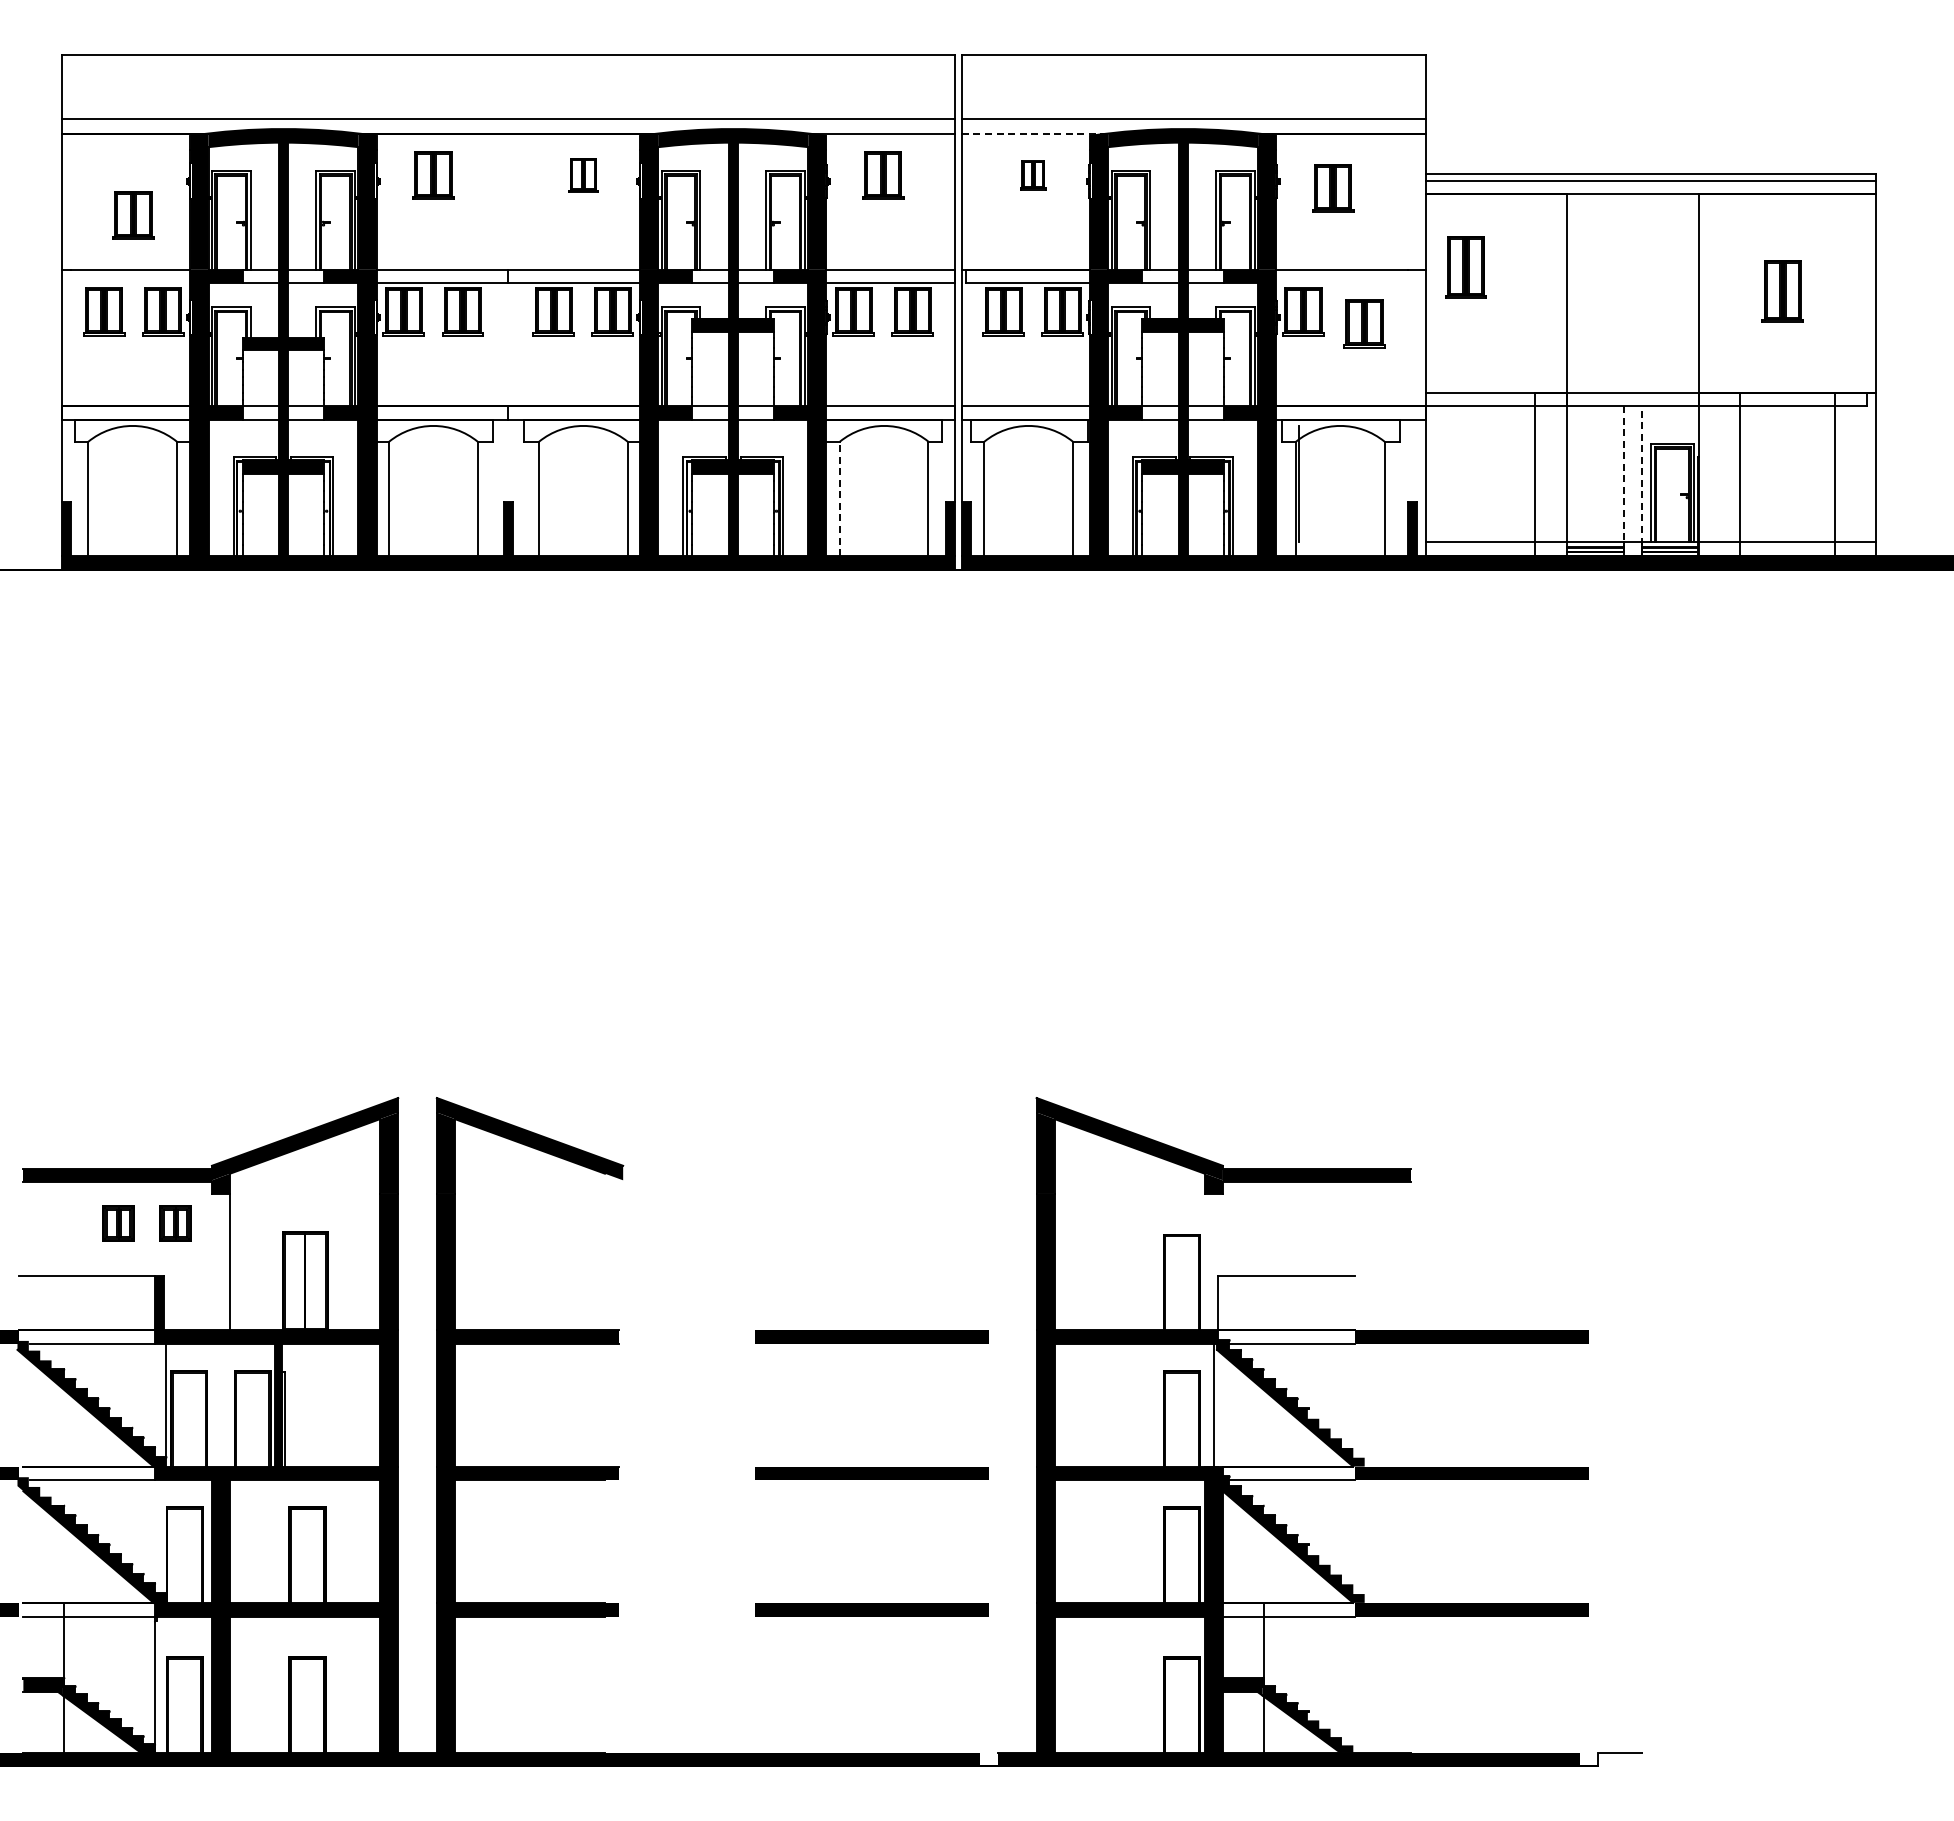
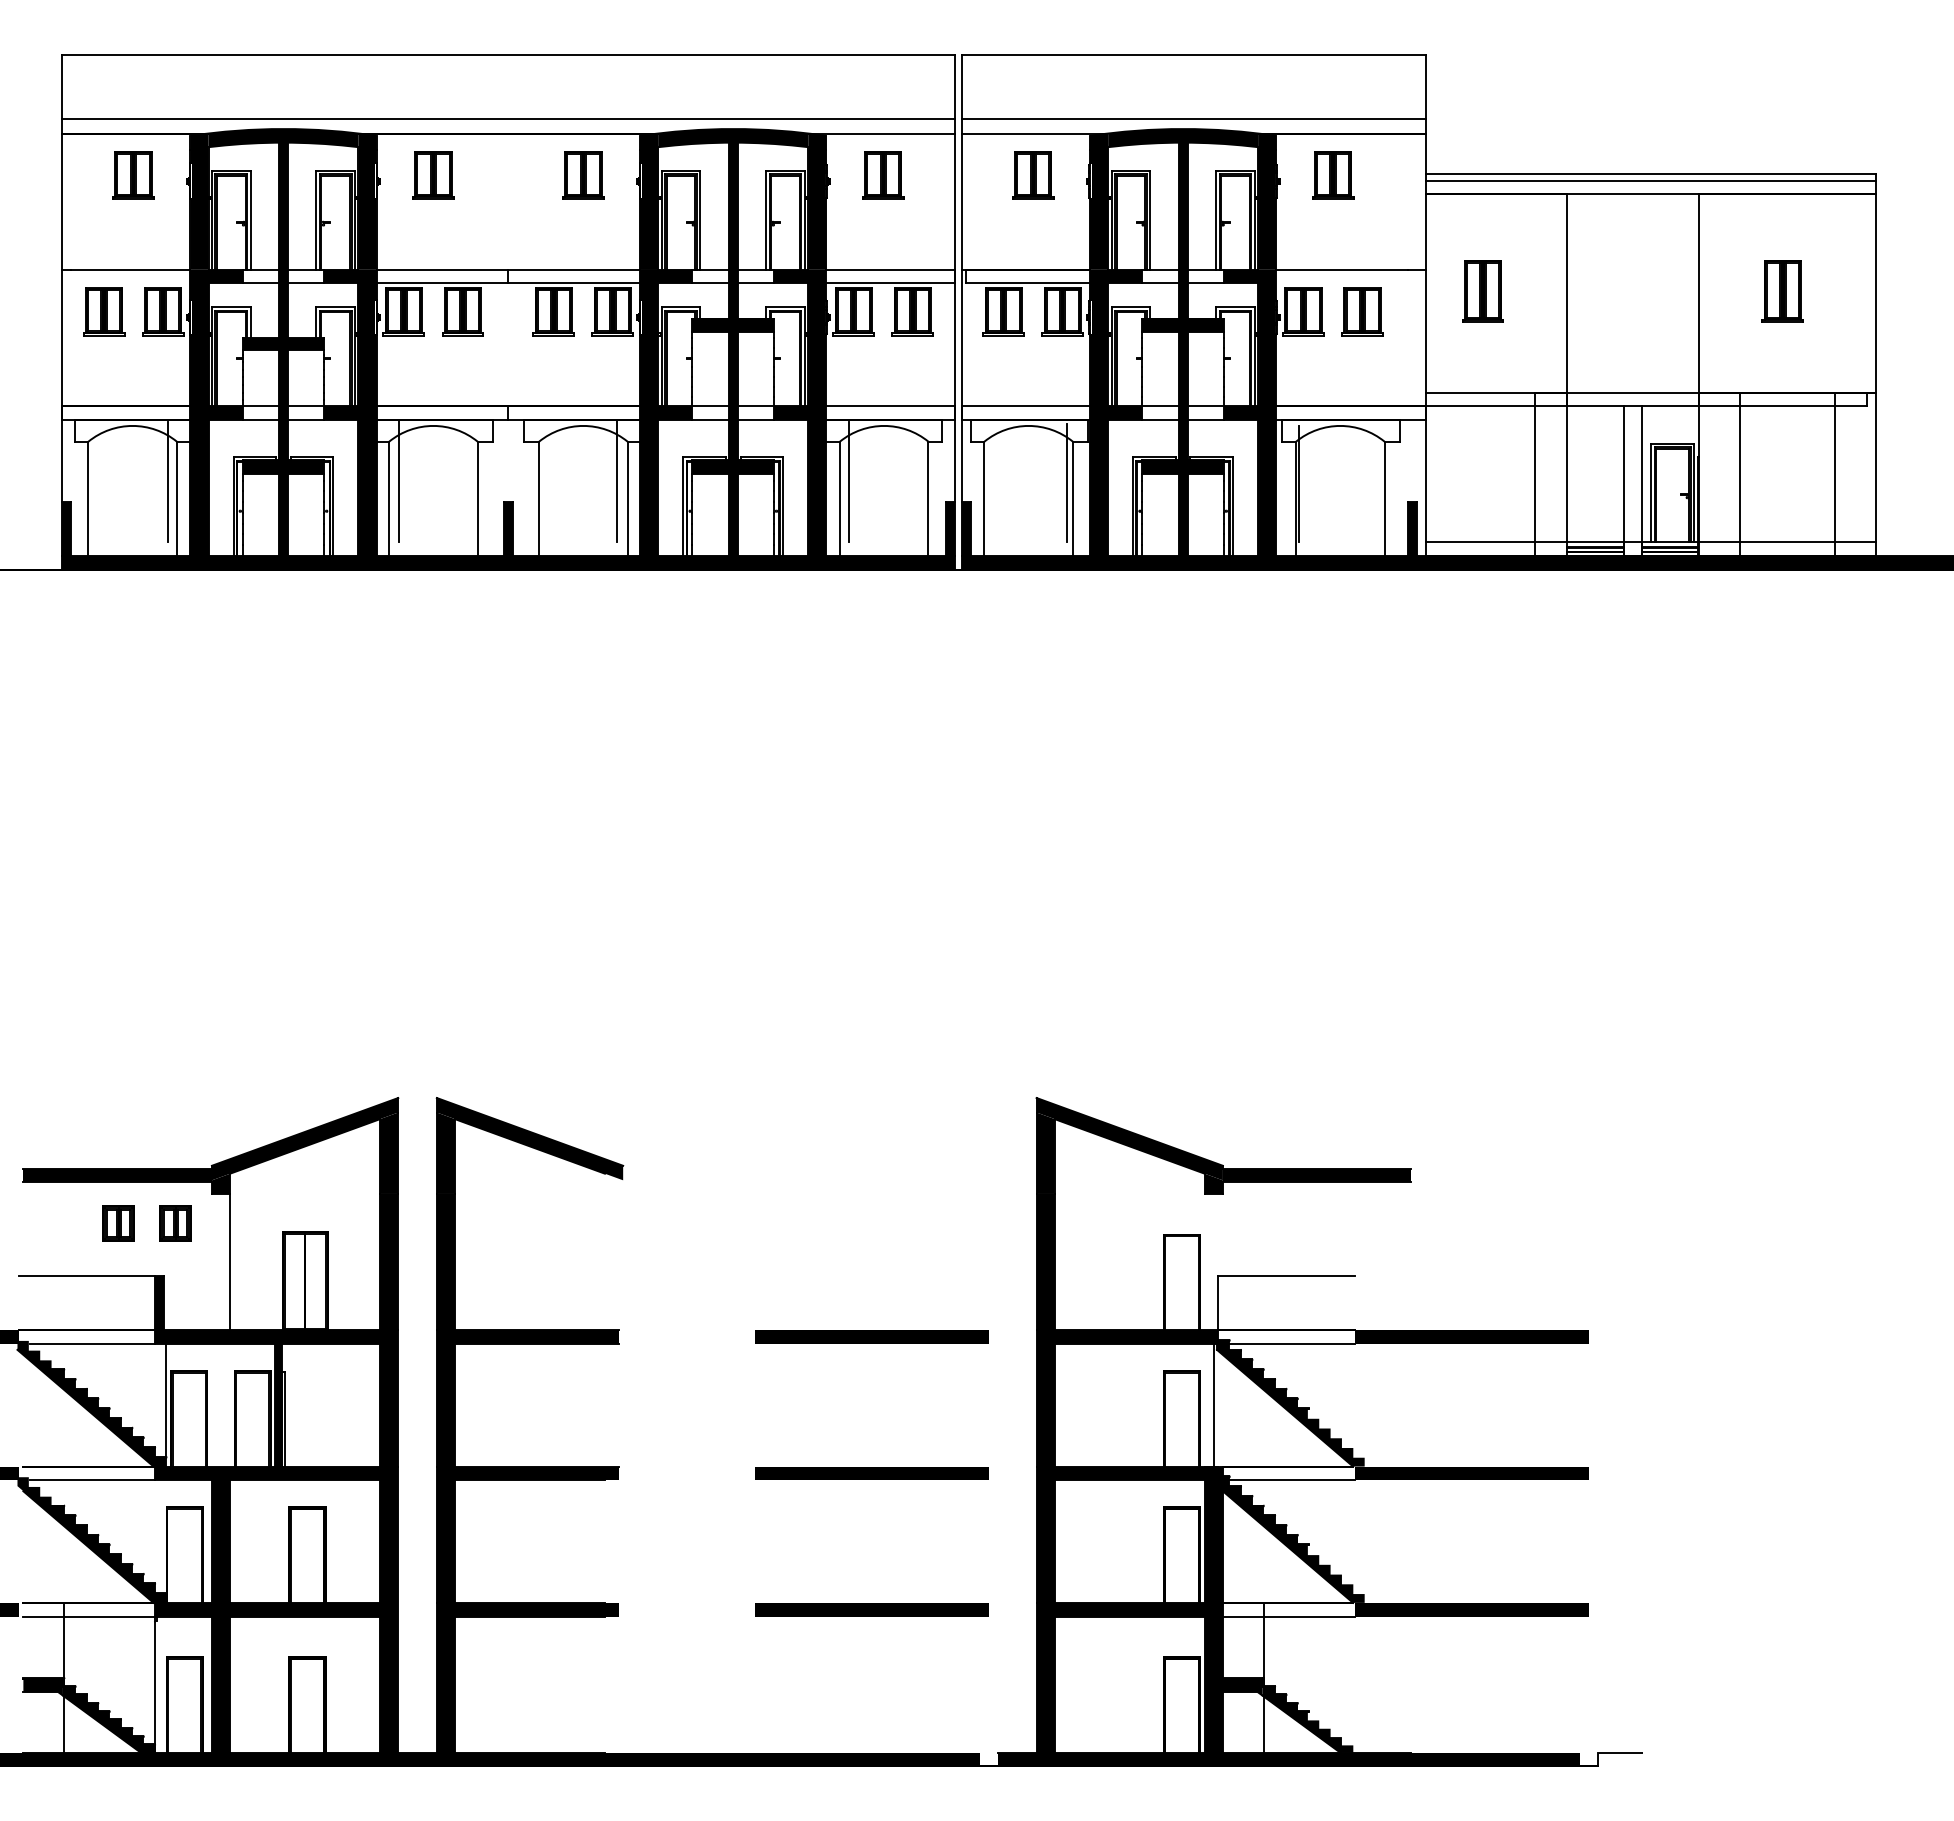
line: dashed -> solid (1034, 133)
part size: 31x35 px -> 43x49 px (583, 175)
part size: 27x31 px -> 43x49 px (1033, 175)
part position: (1333, 188) -> (1333, 175) (1333, 175)
part position: (133, 215) -> (133, 175) (133, 175)
part position: (1465, 267) -> (1482, 291) (1482, 291)
part position: (1364, 323) -> (1362, 311) (1362, 311)
line: none -> present (167, 481)
line: none -> present (399, 481)
line: none -> present (617, 481)
line: none -> present (849, 481)
line: dashed -> solid (1623, 481)
line: dashed -> solid (1642, 481)
line: none -> present (1067, 482)
line: dashed -> solid (839, 498)
